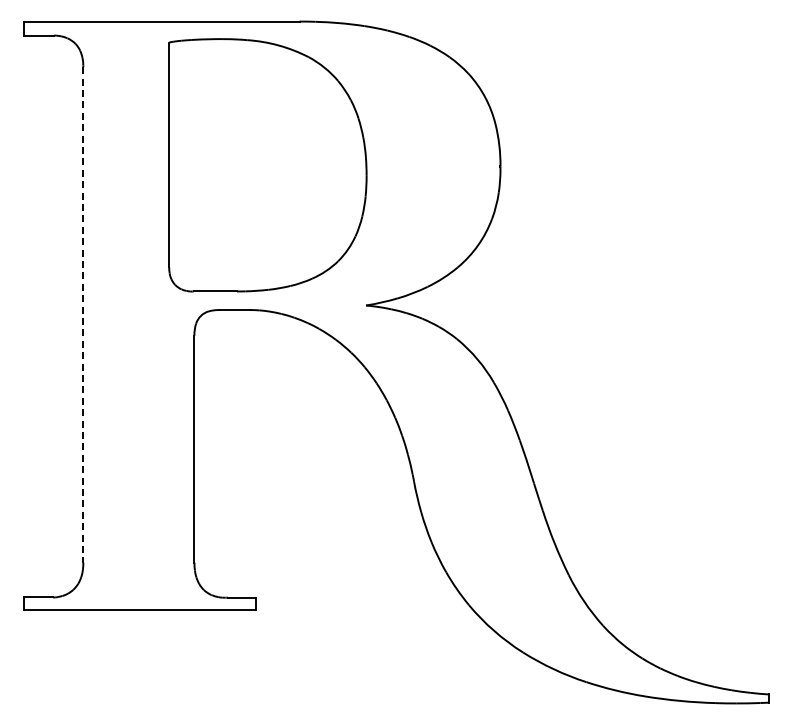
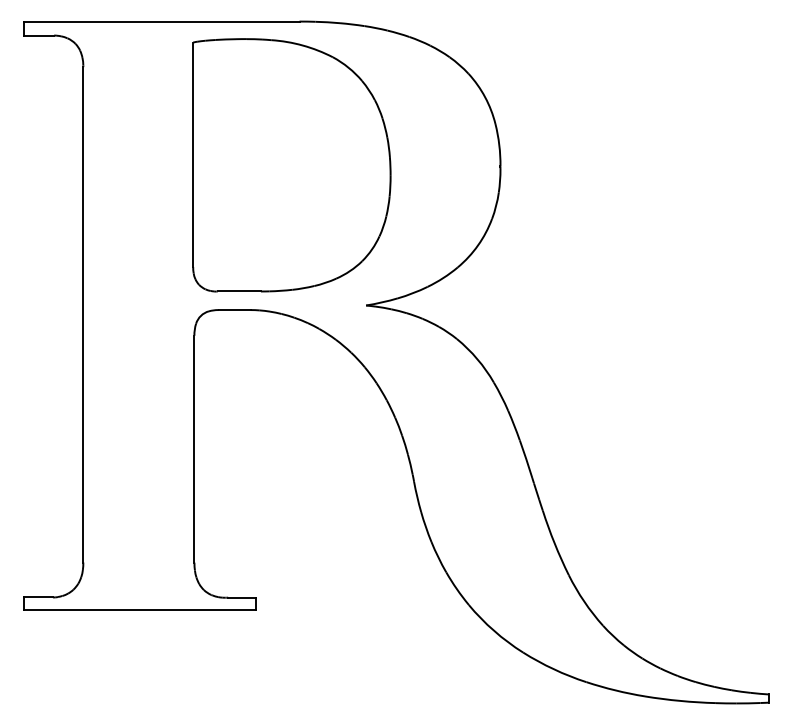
part position: (267, 165) -> (291, 165) (291, 165)
line: dashed -> solid (83, 314)
